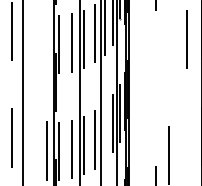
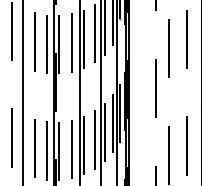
line: none -> present (34, 41)
line: none -> present (46, 44)
line: none -> present (168, 48)
line: none -> present (155, 88)
line: none -> present (104, 132)
line: none -> present (187, 145)
line: none -> present (34, 148)
